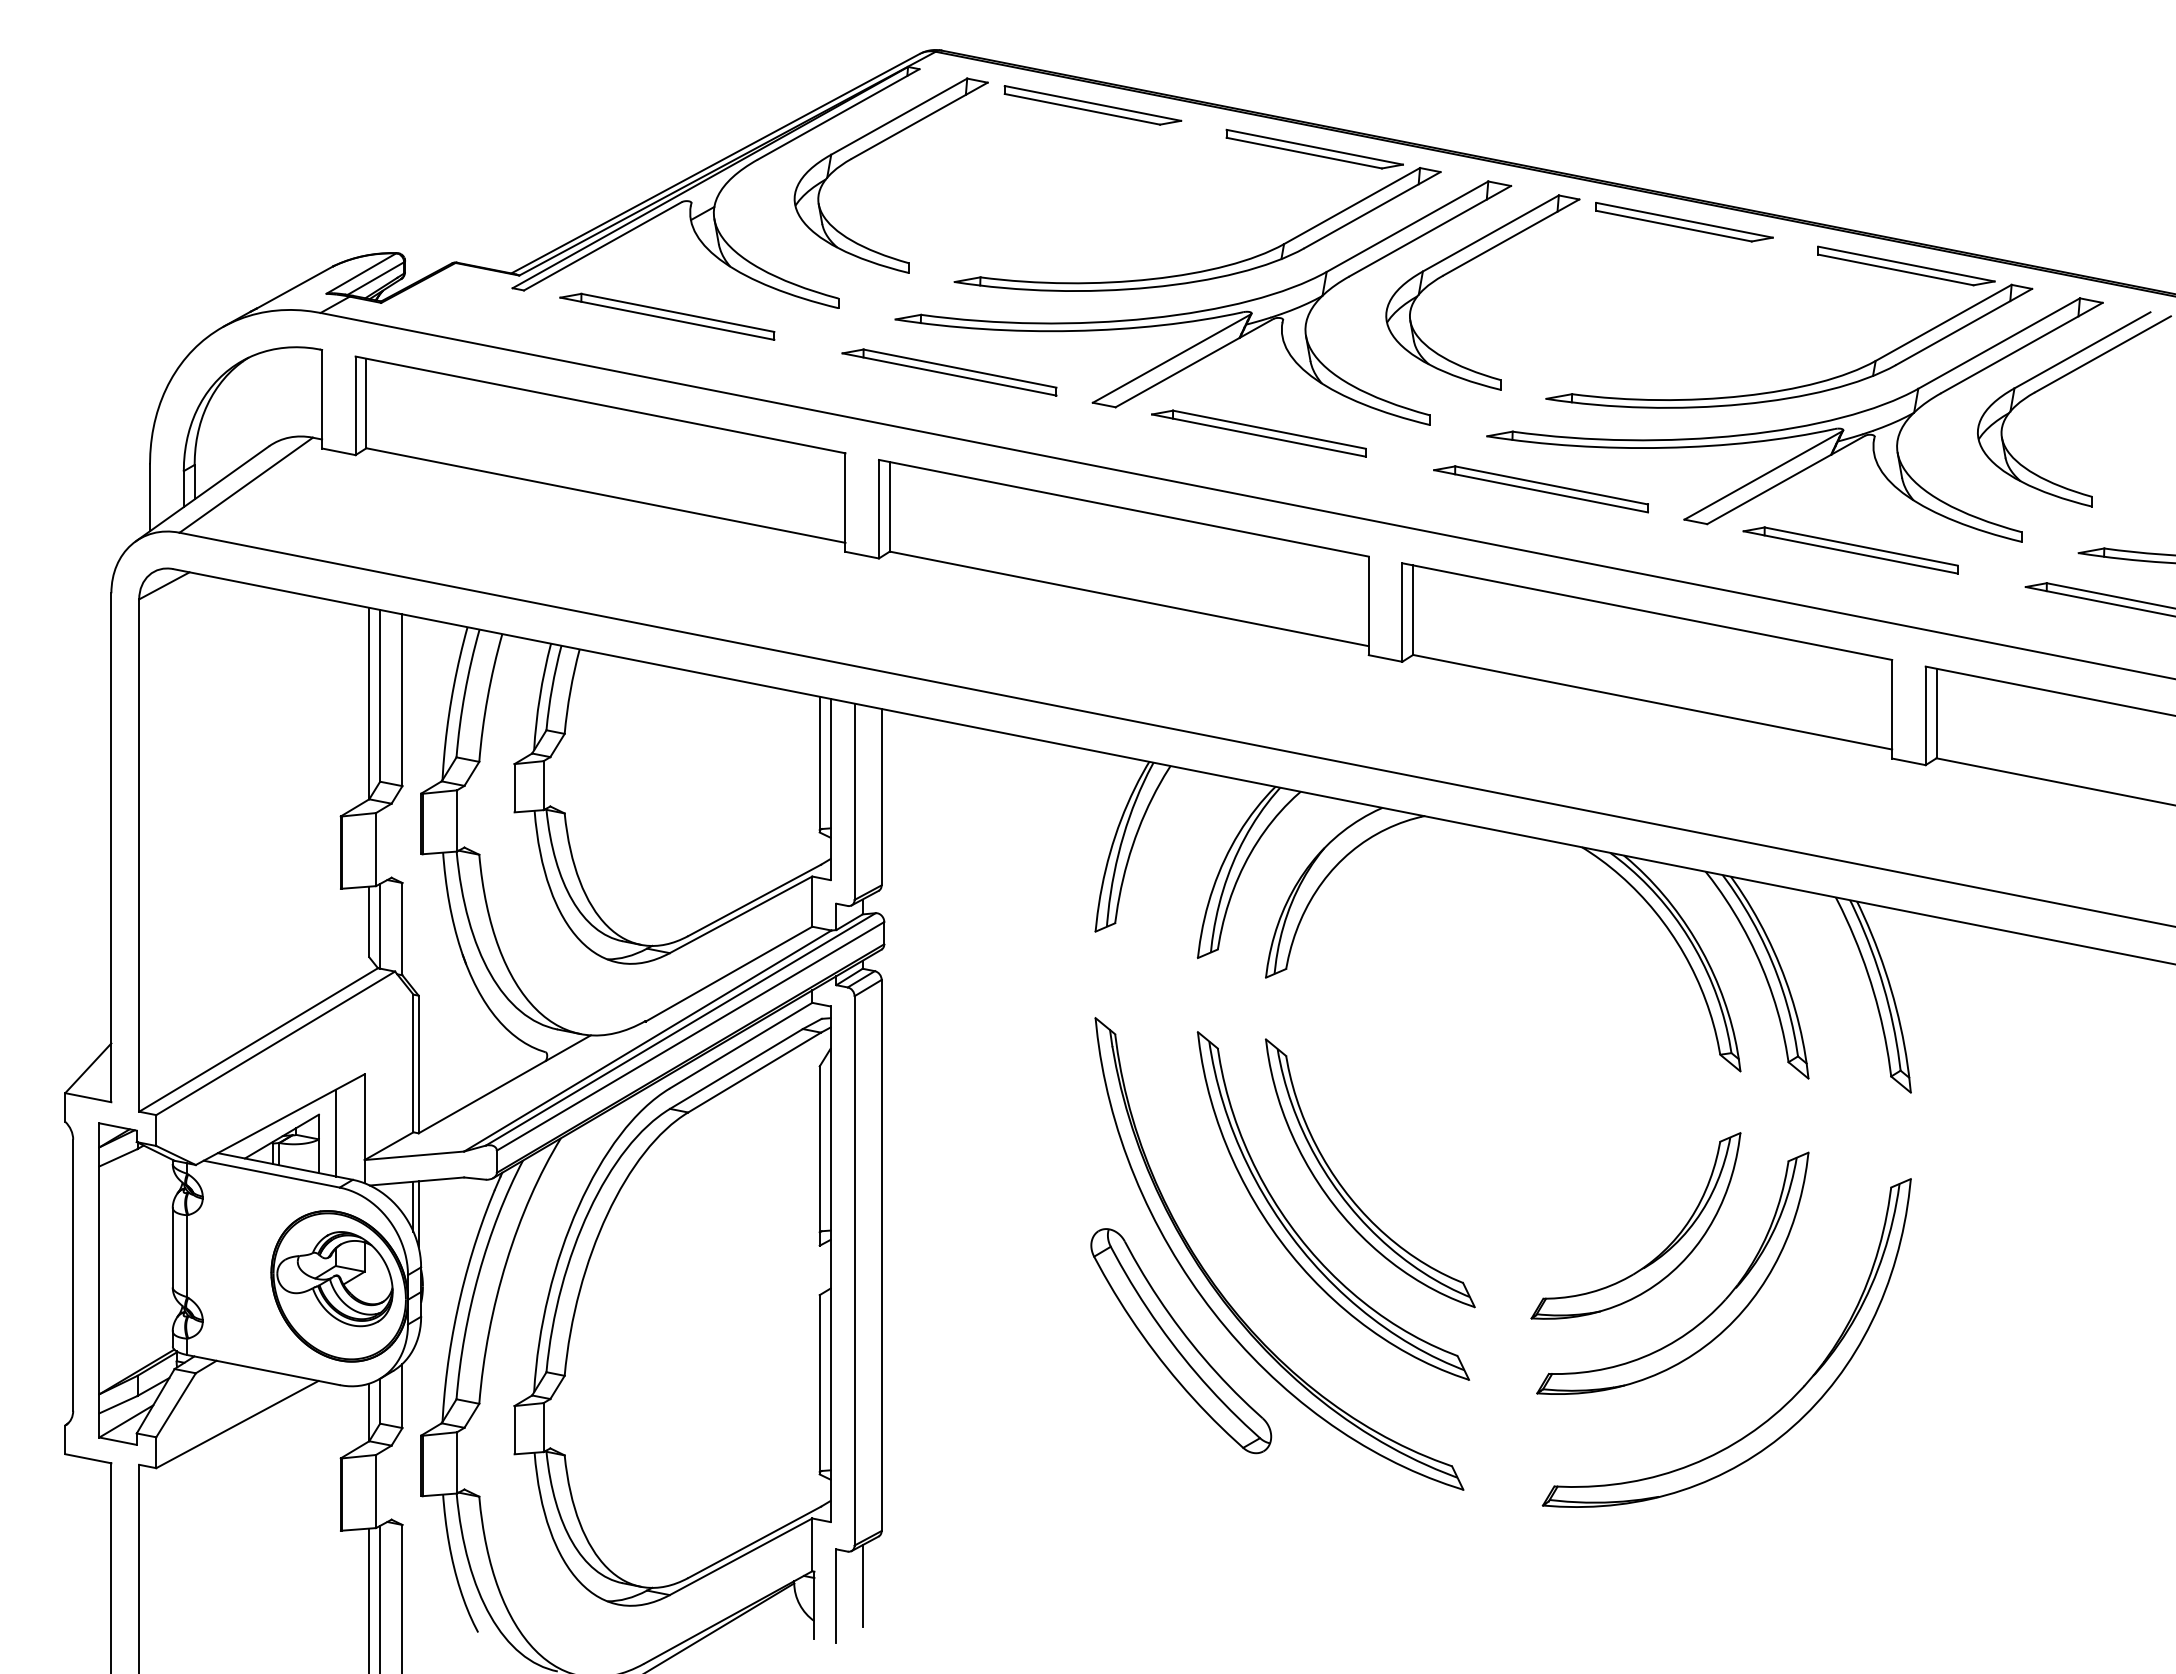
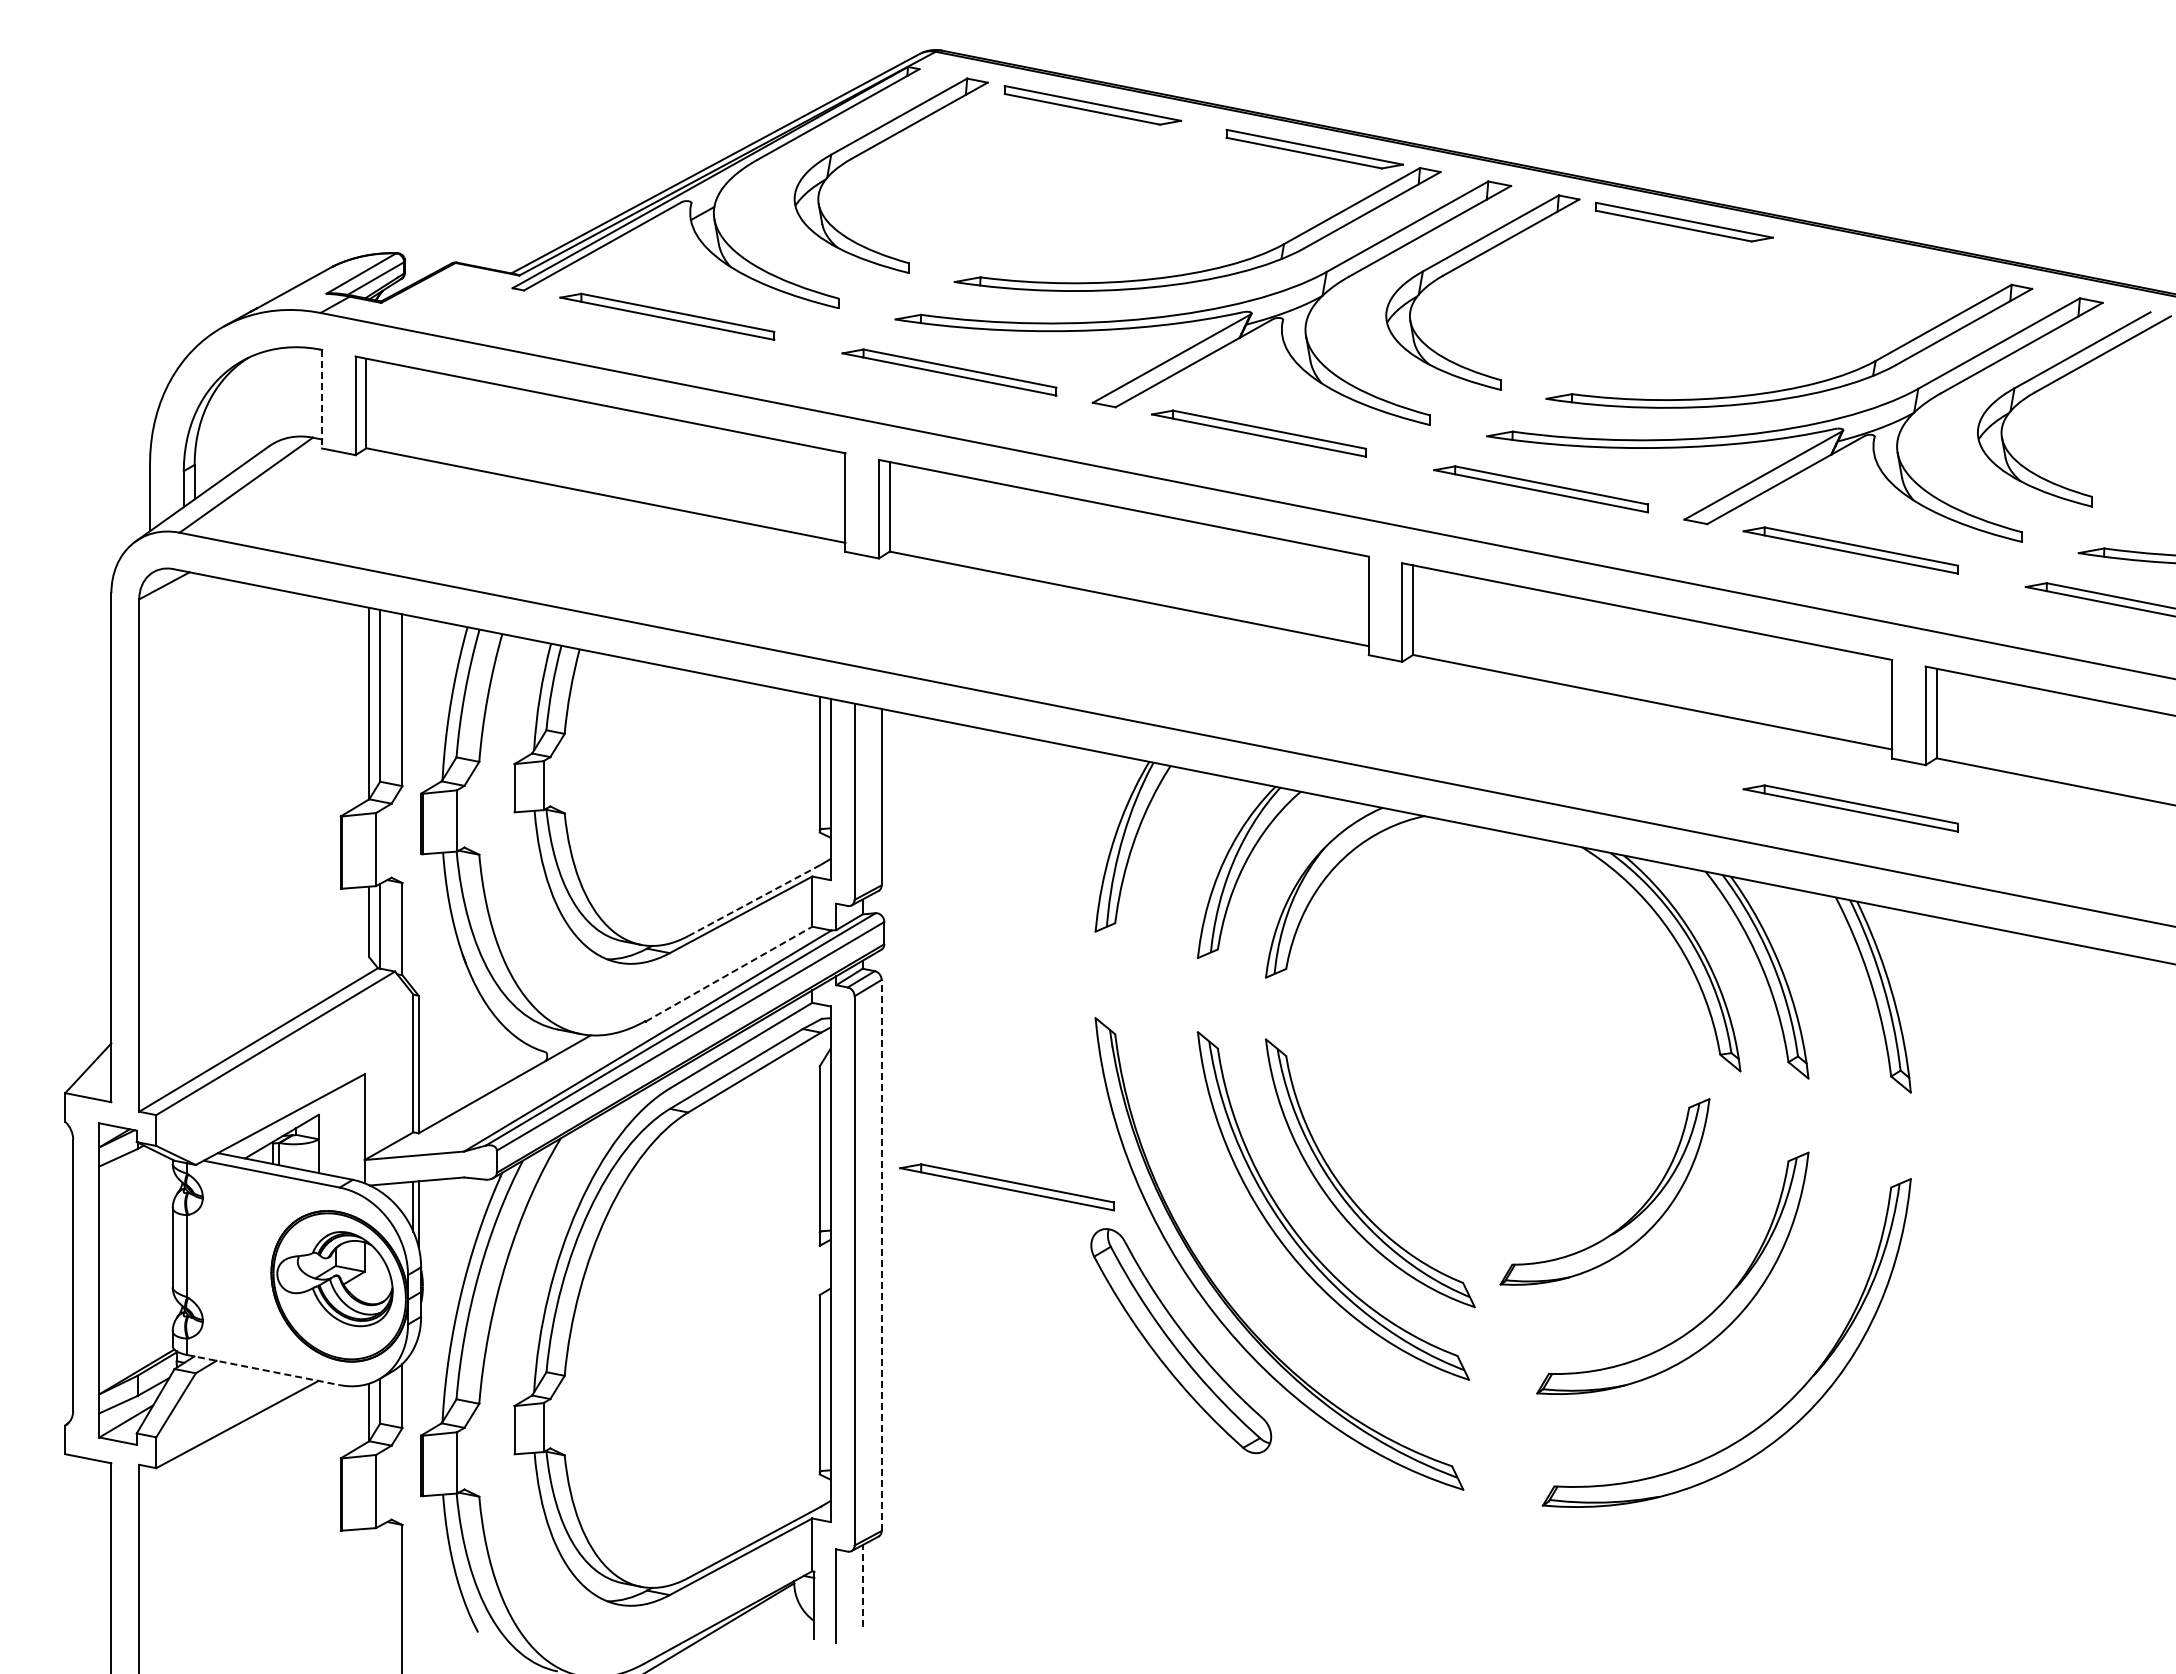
part: present -> none (1906, 265)
line: solid -> dashed (322, 399)
part: none -> present (1850, 808)
line: solid -> dashed (755, 900)
line: solid -> dashed (729, 974)
line: present -> none (336, 1132)
part: none -> present (1006, 1187)
part position: (1658, 1254) -> (1627, 1220) (1627, 1220)
line: solid -> dashed (881, 1255)
line: solid -> dashed (263, 1370)
line: solid -> dashed (863, 1585)
line: present -> none (380, 1597)
line: present -> none (369, 1599)
